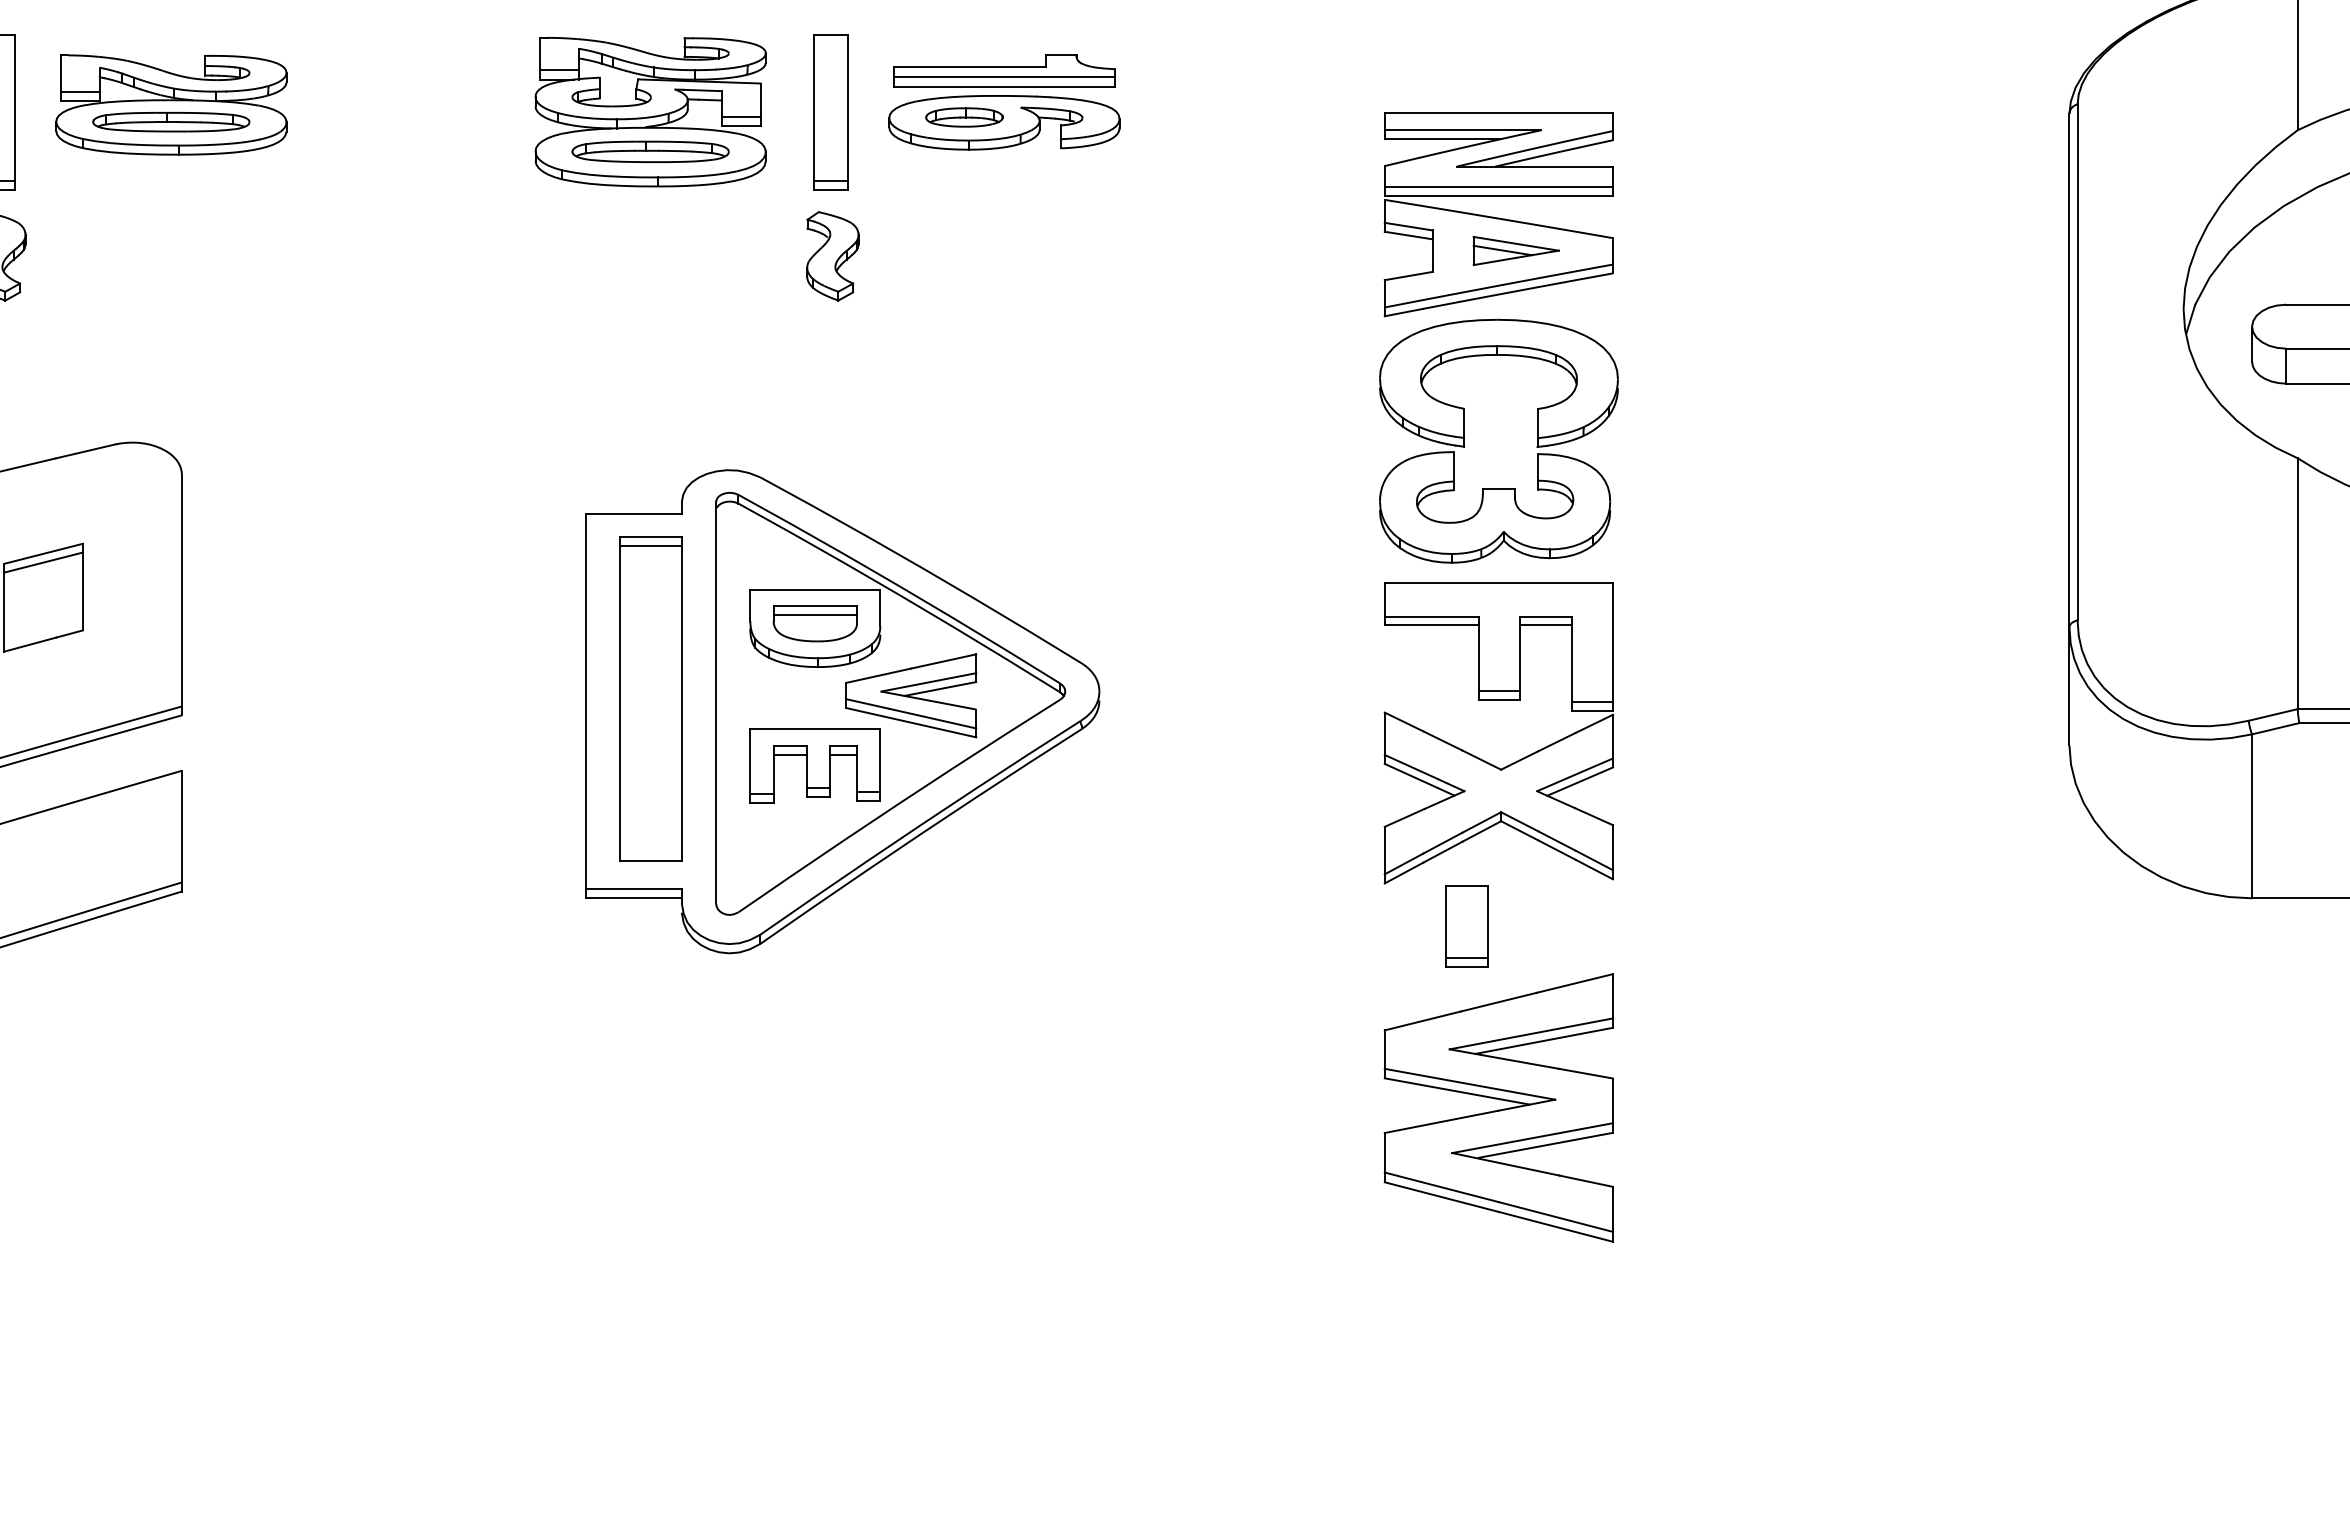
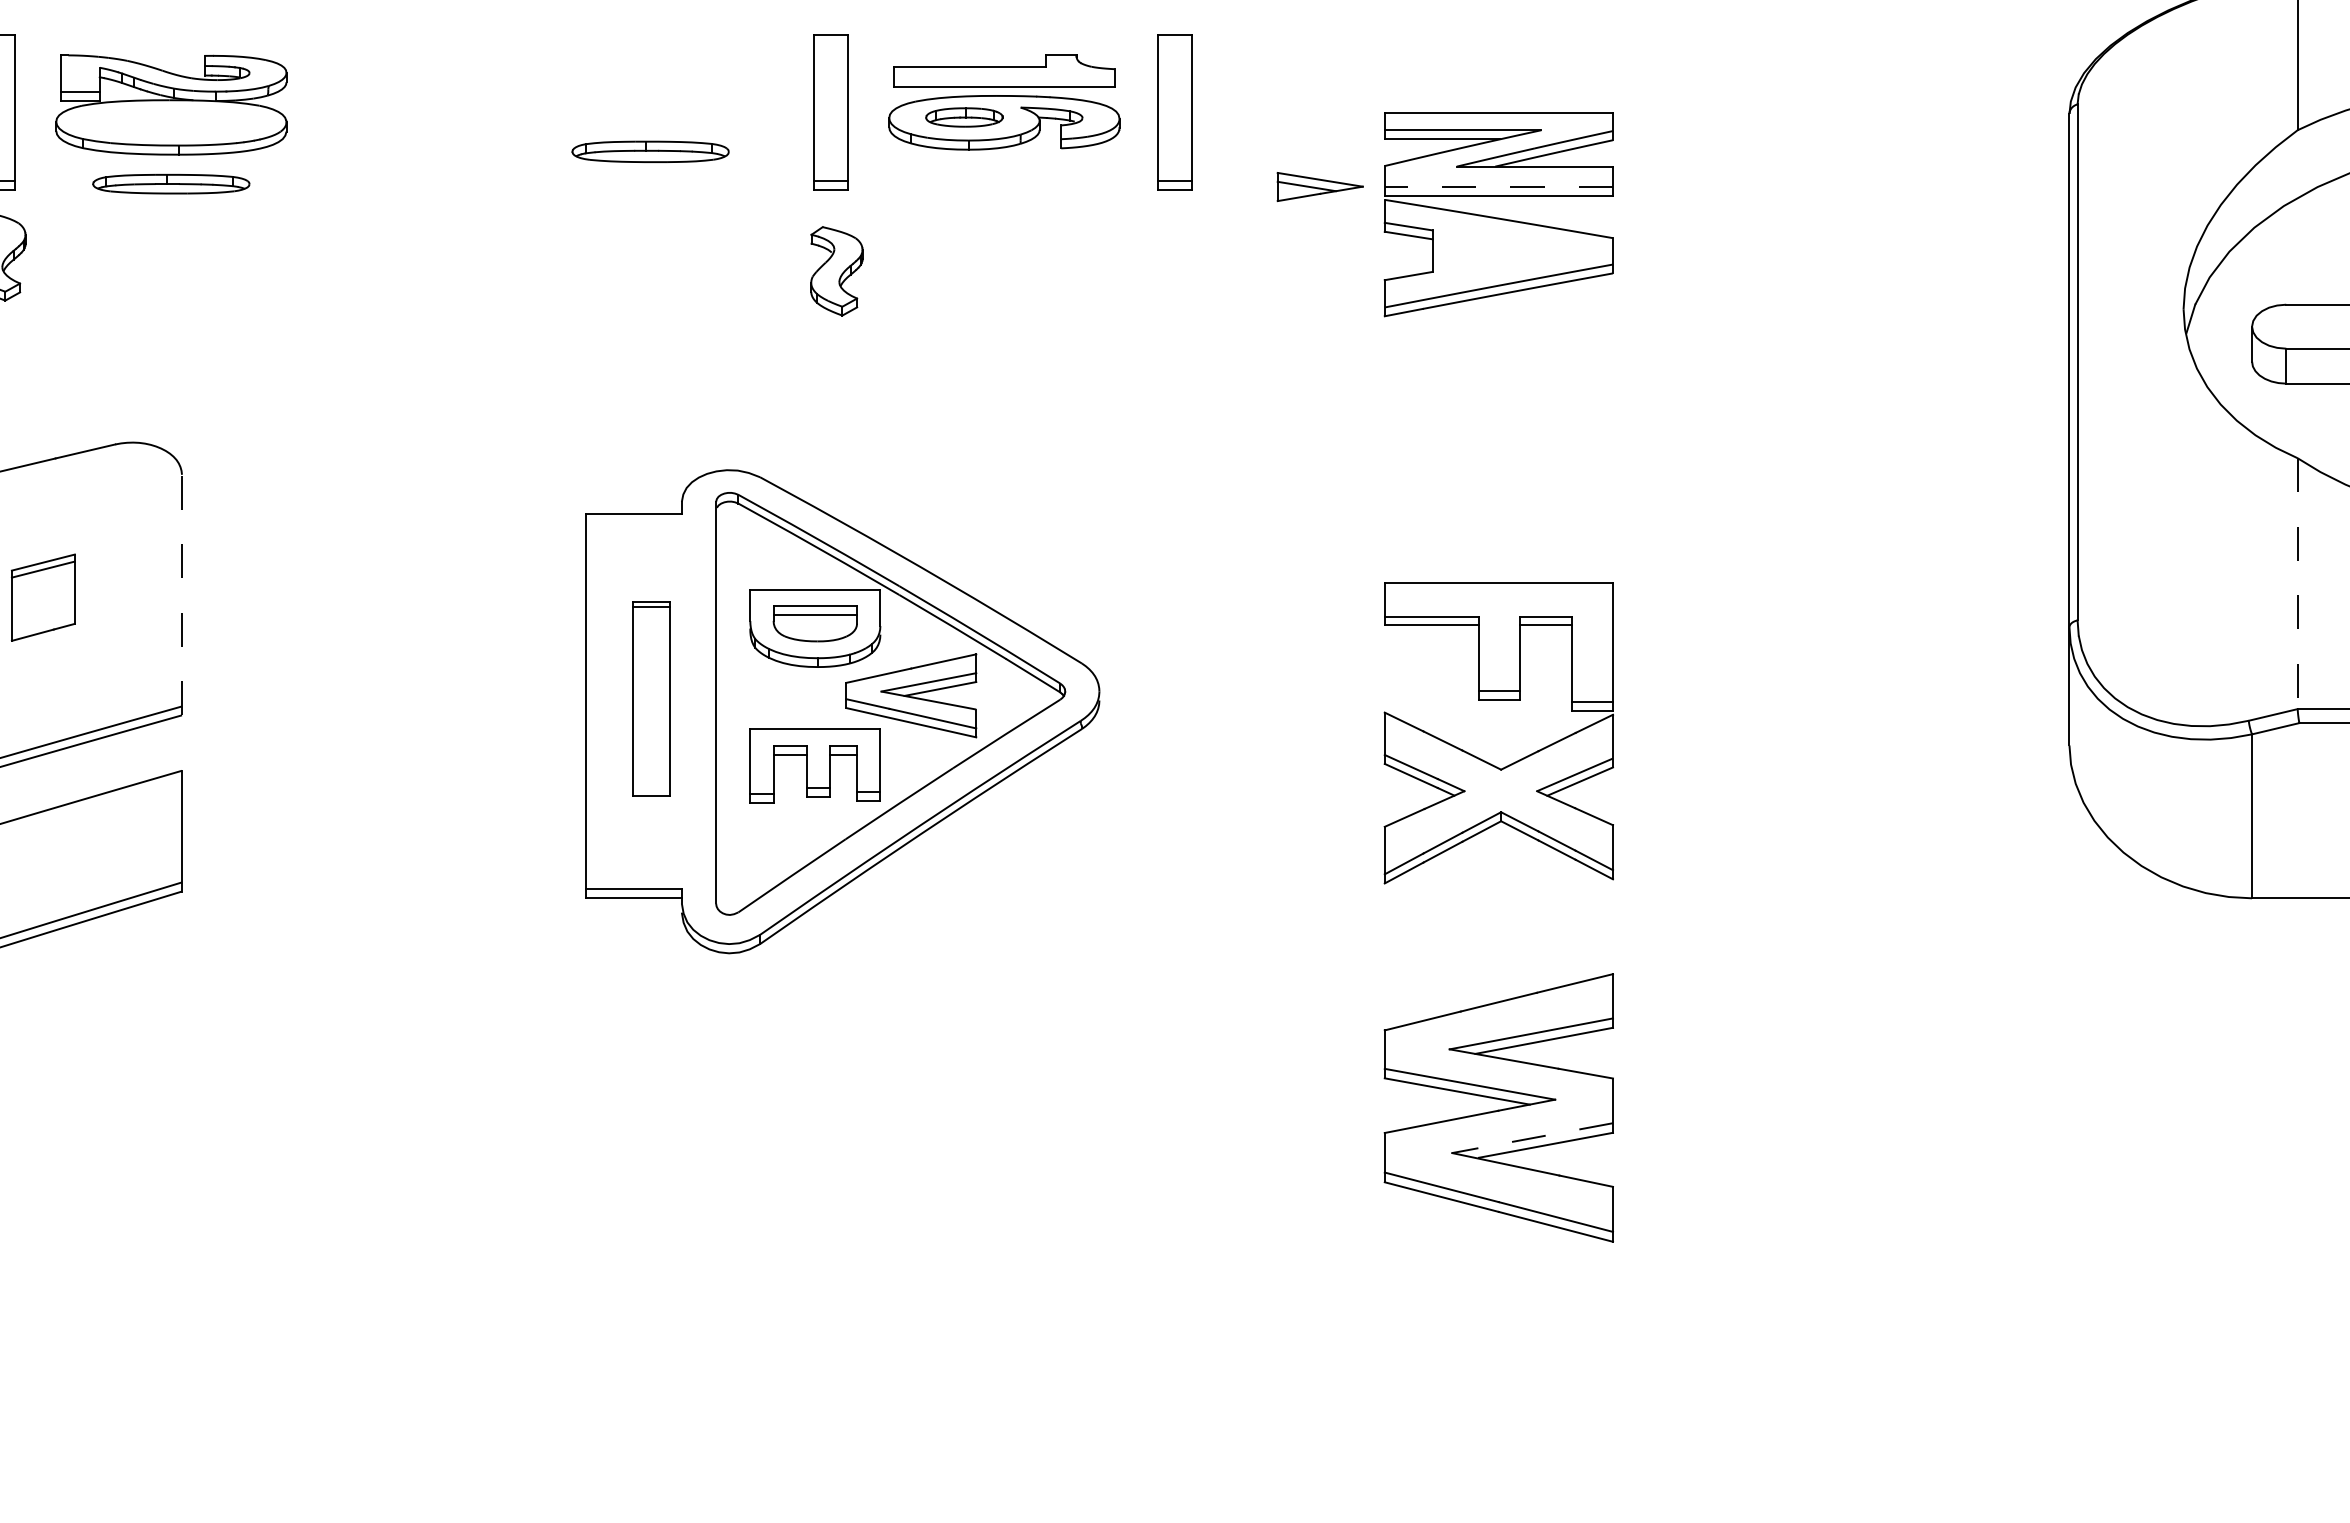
line: present -> none (1004, 77)
part: present -> none (650, 112)
part: none -> present (1174, 112)
part position: (171, 122) -> (171, 184) (171, 184)
line: solid -> dashed (1498, 186)
part position: (1515, 250) -> (1319, 186) (1319, 186)
part position: (832, 256) -> (836, 271) (836, 271)
part: present -> none (1465, 437)
line: solid -> dashed (2297, 584)
line: solid -> dashed (182, 594)
part size: 81x111 px -> 66x89 px (42, 597)
part size: 64x326 px -> 39x196 px (651, 698)
part: present -> none (1466, 926)
line: solid -> dashed (1532, 1138)
